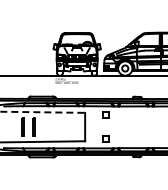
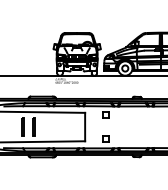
line: dashed -> solid (43, 112)
